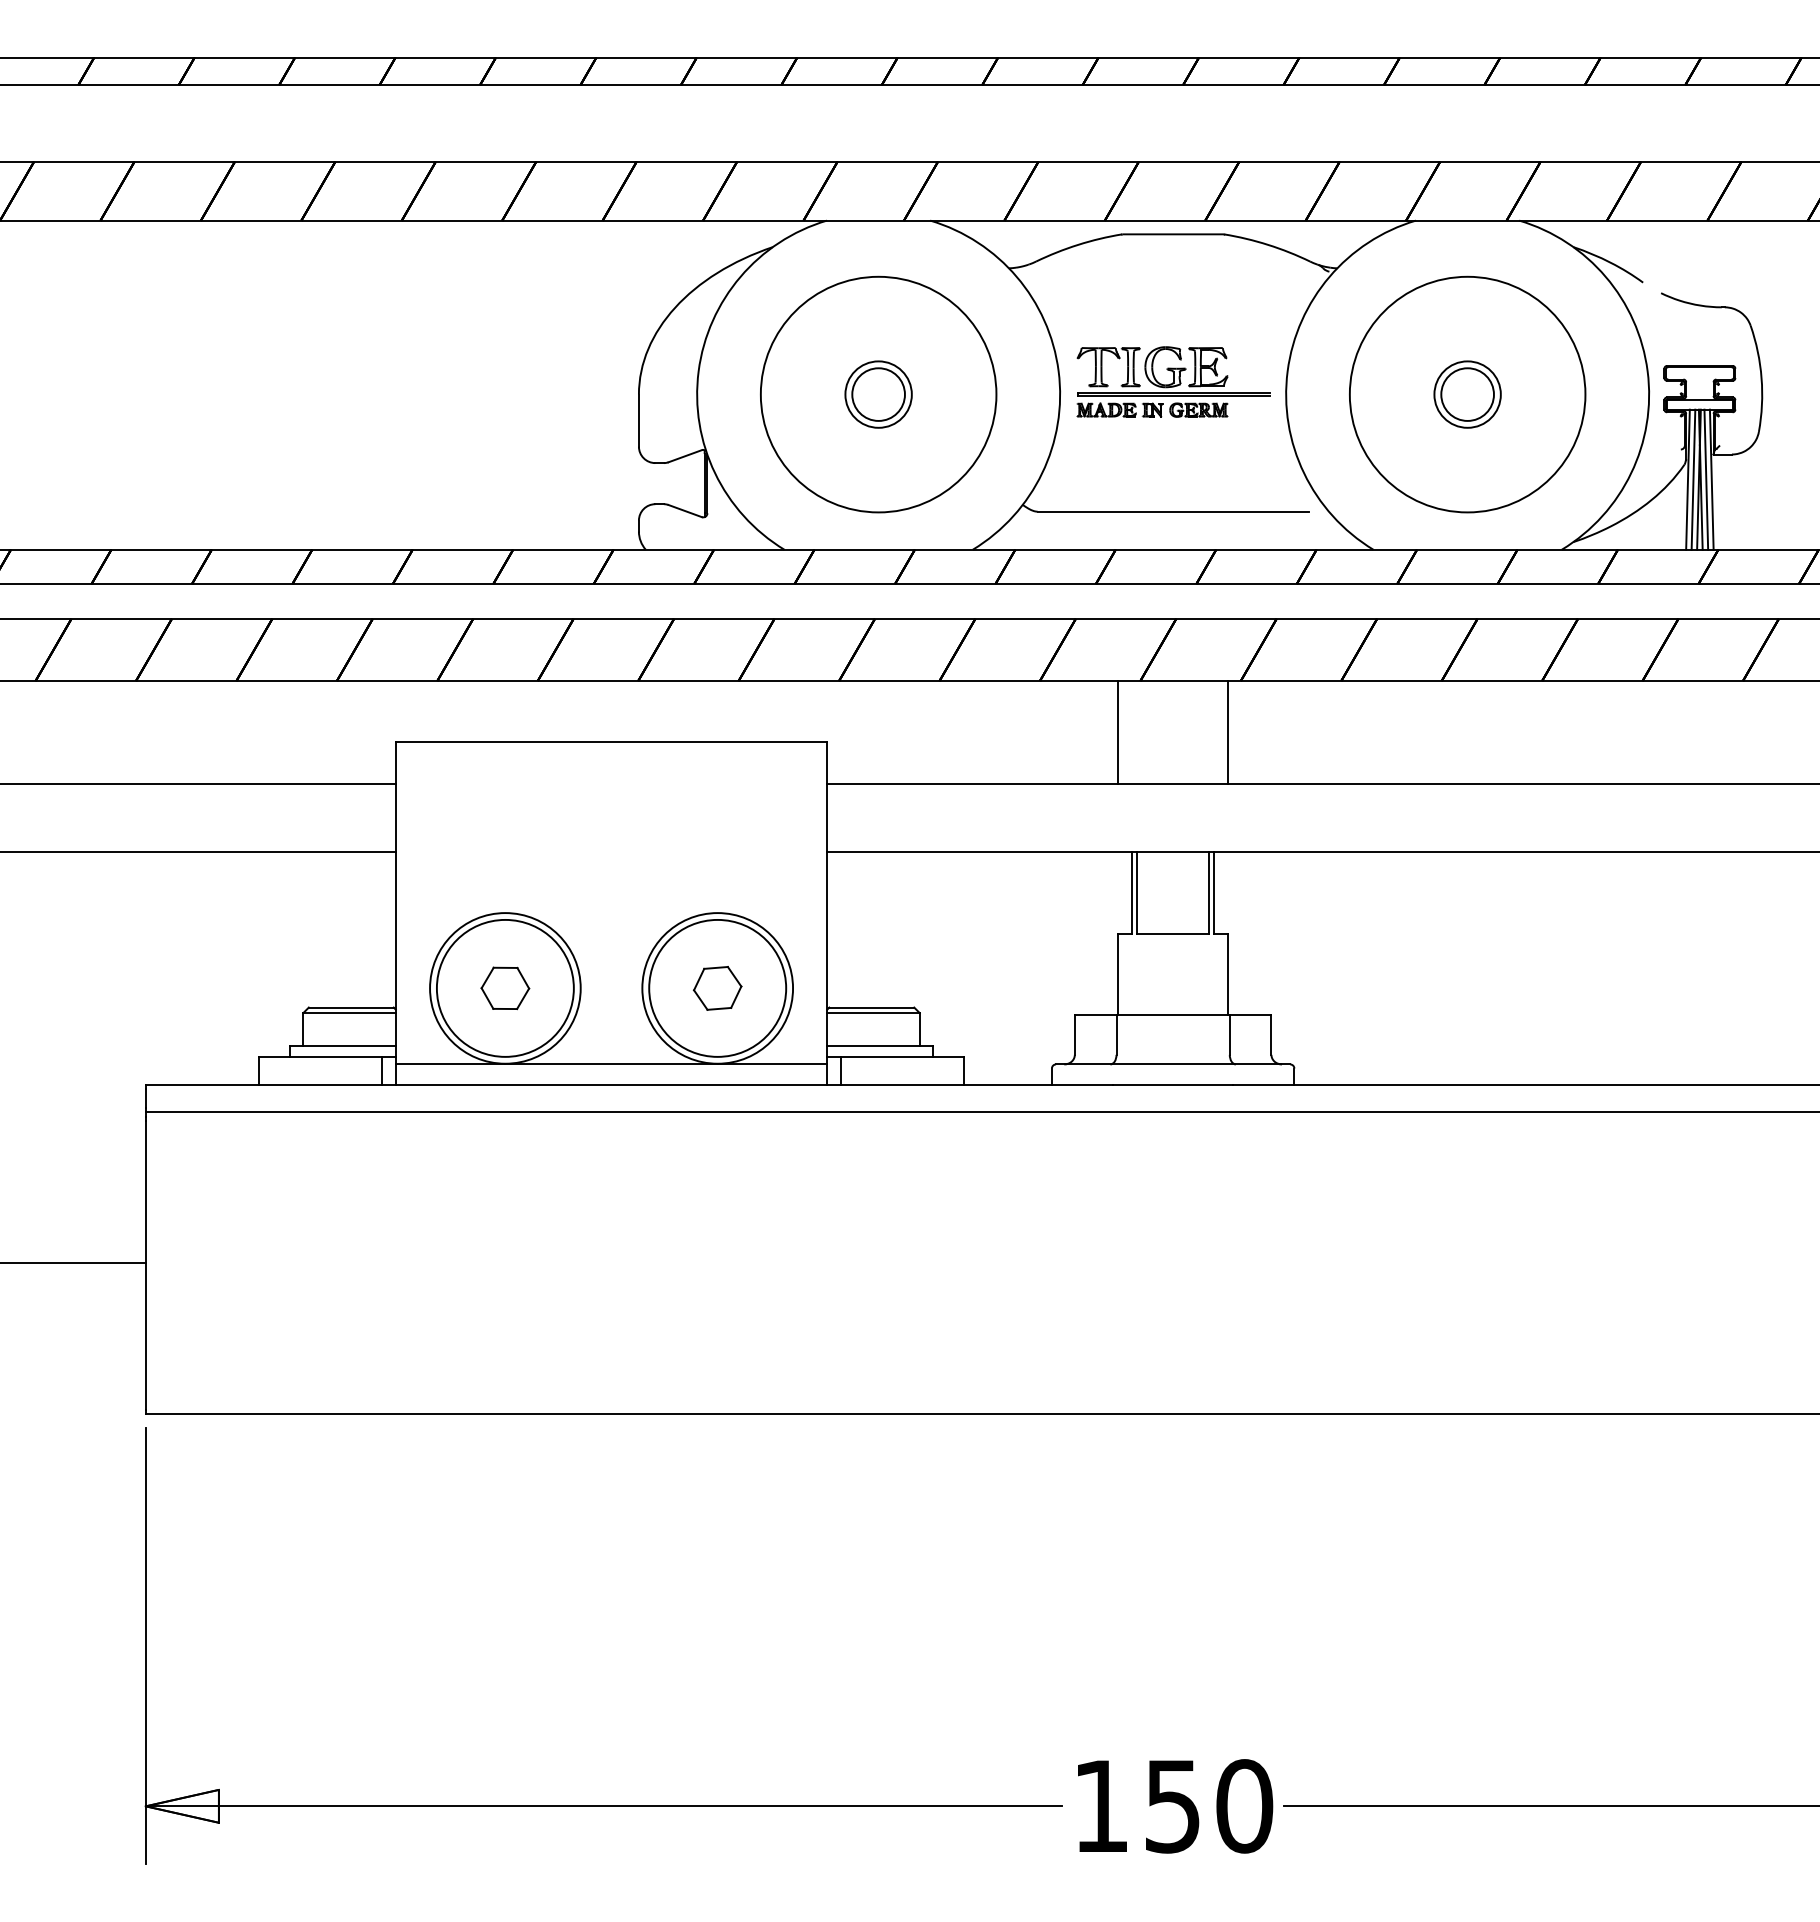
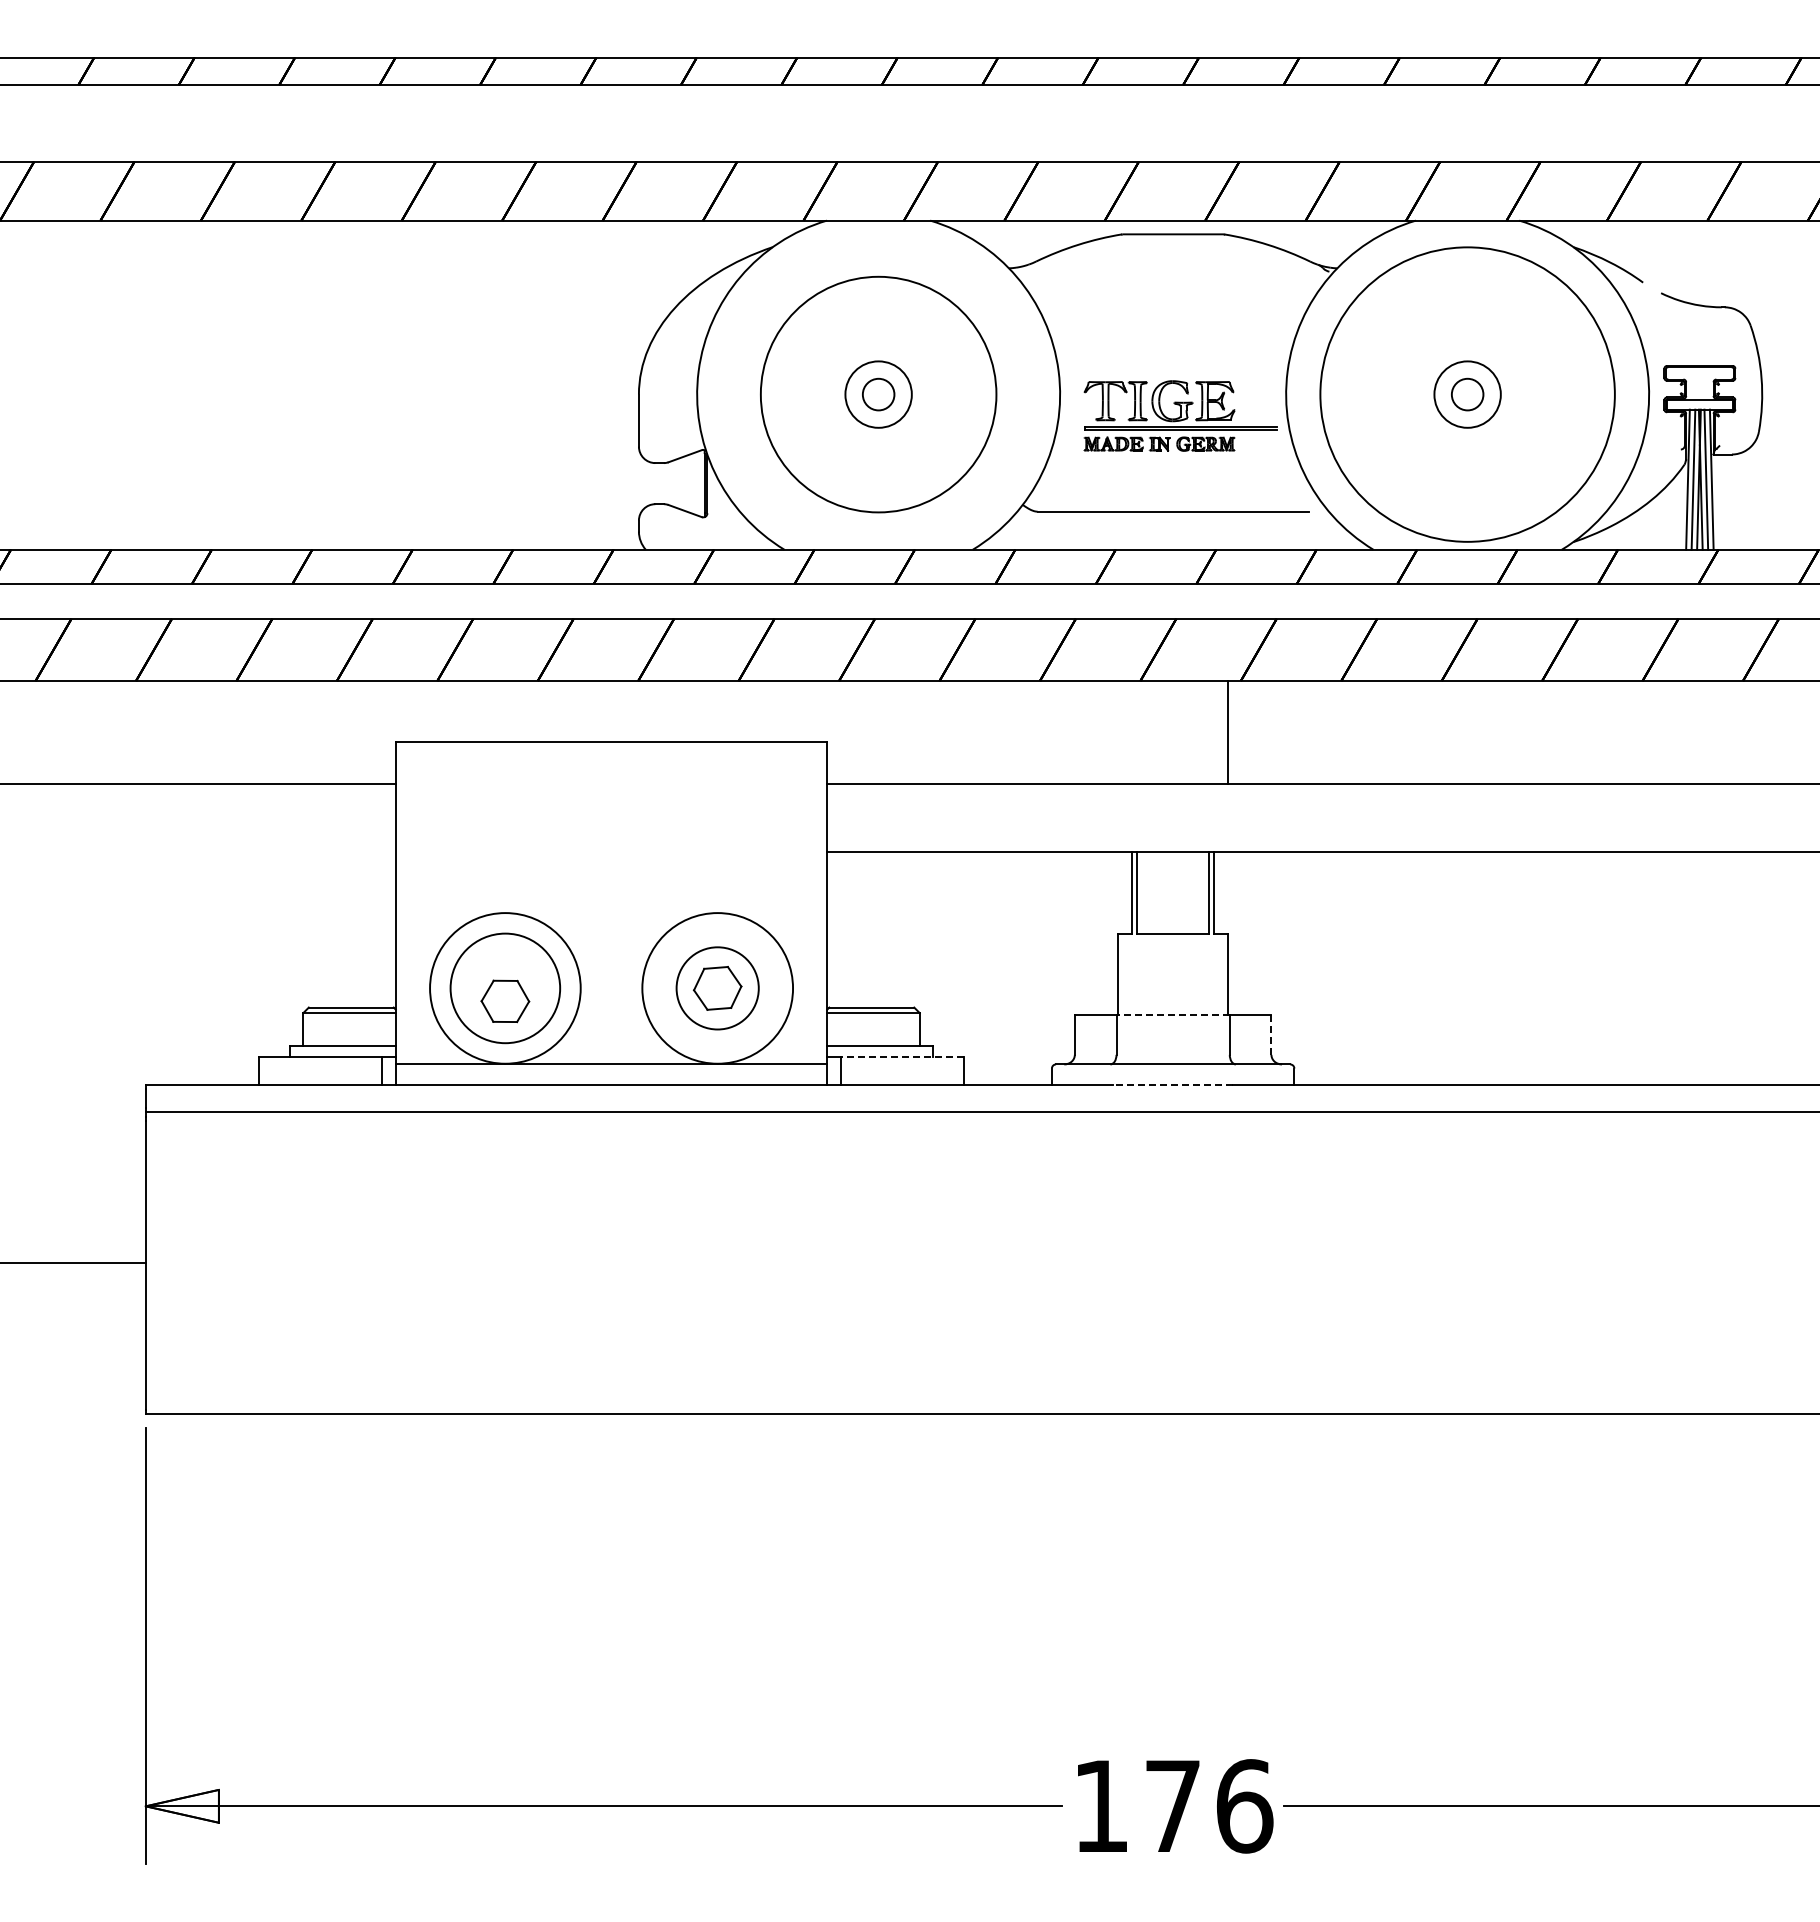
part position: (1173, 381) -> (1180, 415) (1180, 415)
circle diameter: 53 px -> 32 px (878, 394)
circle diameter: 236 px -> 294 px (1467, 394)
circle diameter: 53 px -> 32 px (1467, 394)
line: present -> none (1118, 731)
line: present -> none (198, 852)
circle diameter: 137 px -> 110 px (505, 988)
circle diameter: 137 px -> 82 px (717, 988)
part position: (505, 988) -> (505, 1001) (505, 1001)
line: solid -> dashed (1173, 1015)
line: solid -> dashed (1271, 1034)
line: solid -> dashed (902, 1056)
line: solid -> dashed (1173, 1084)
text: 150 -> 176 (1209, 1806)
